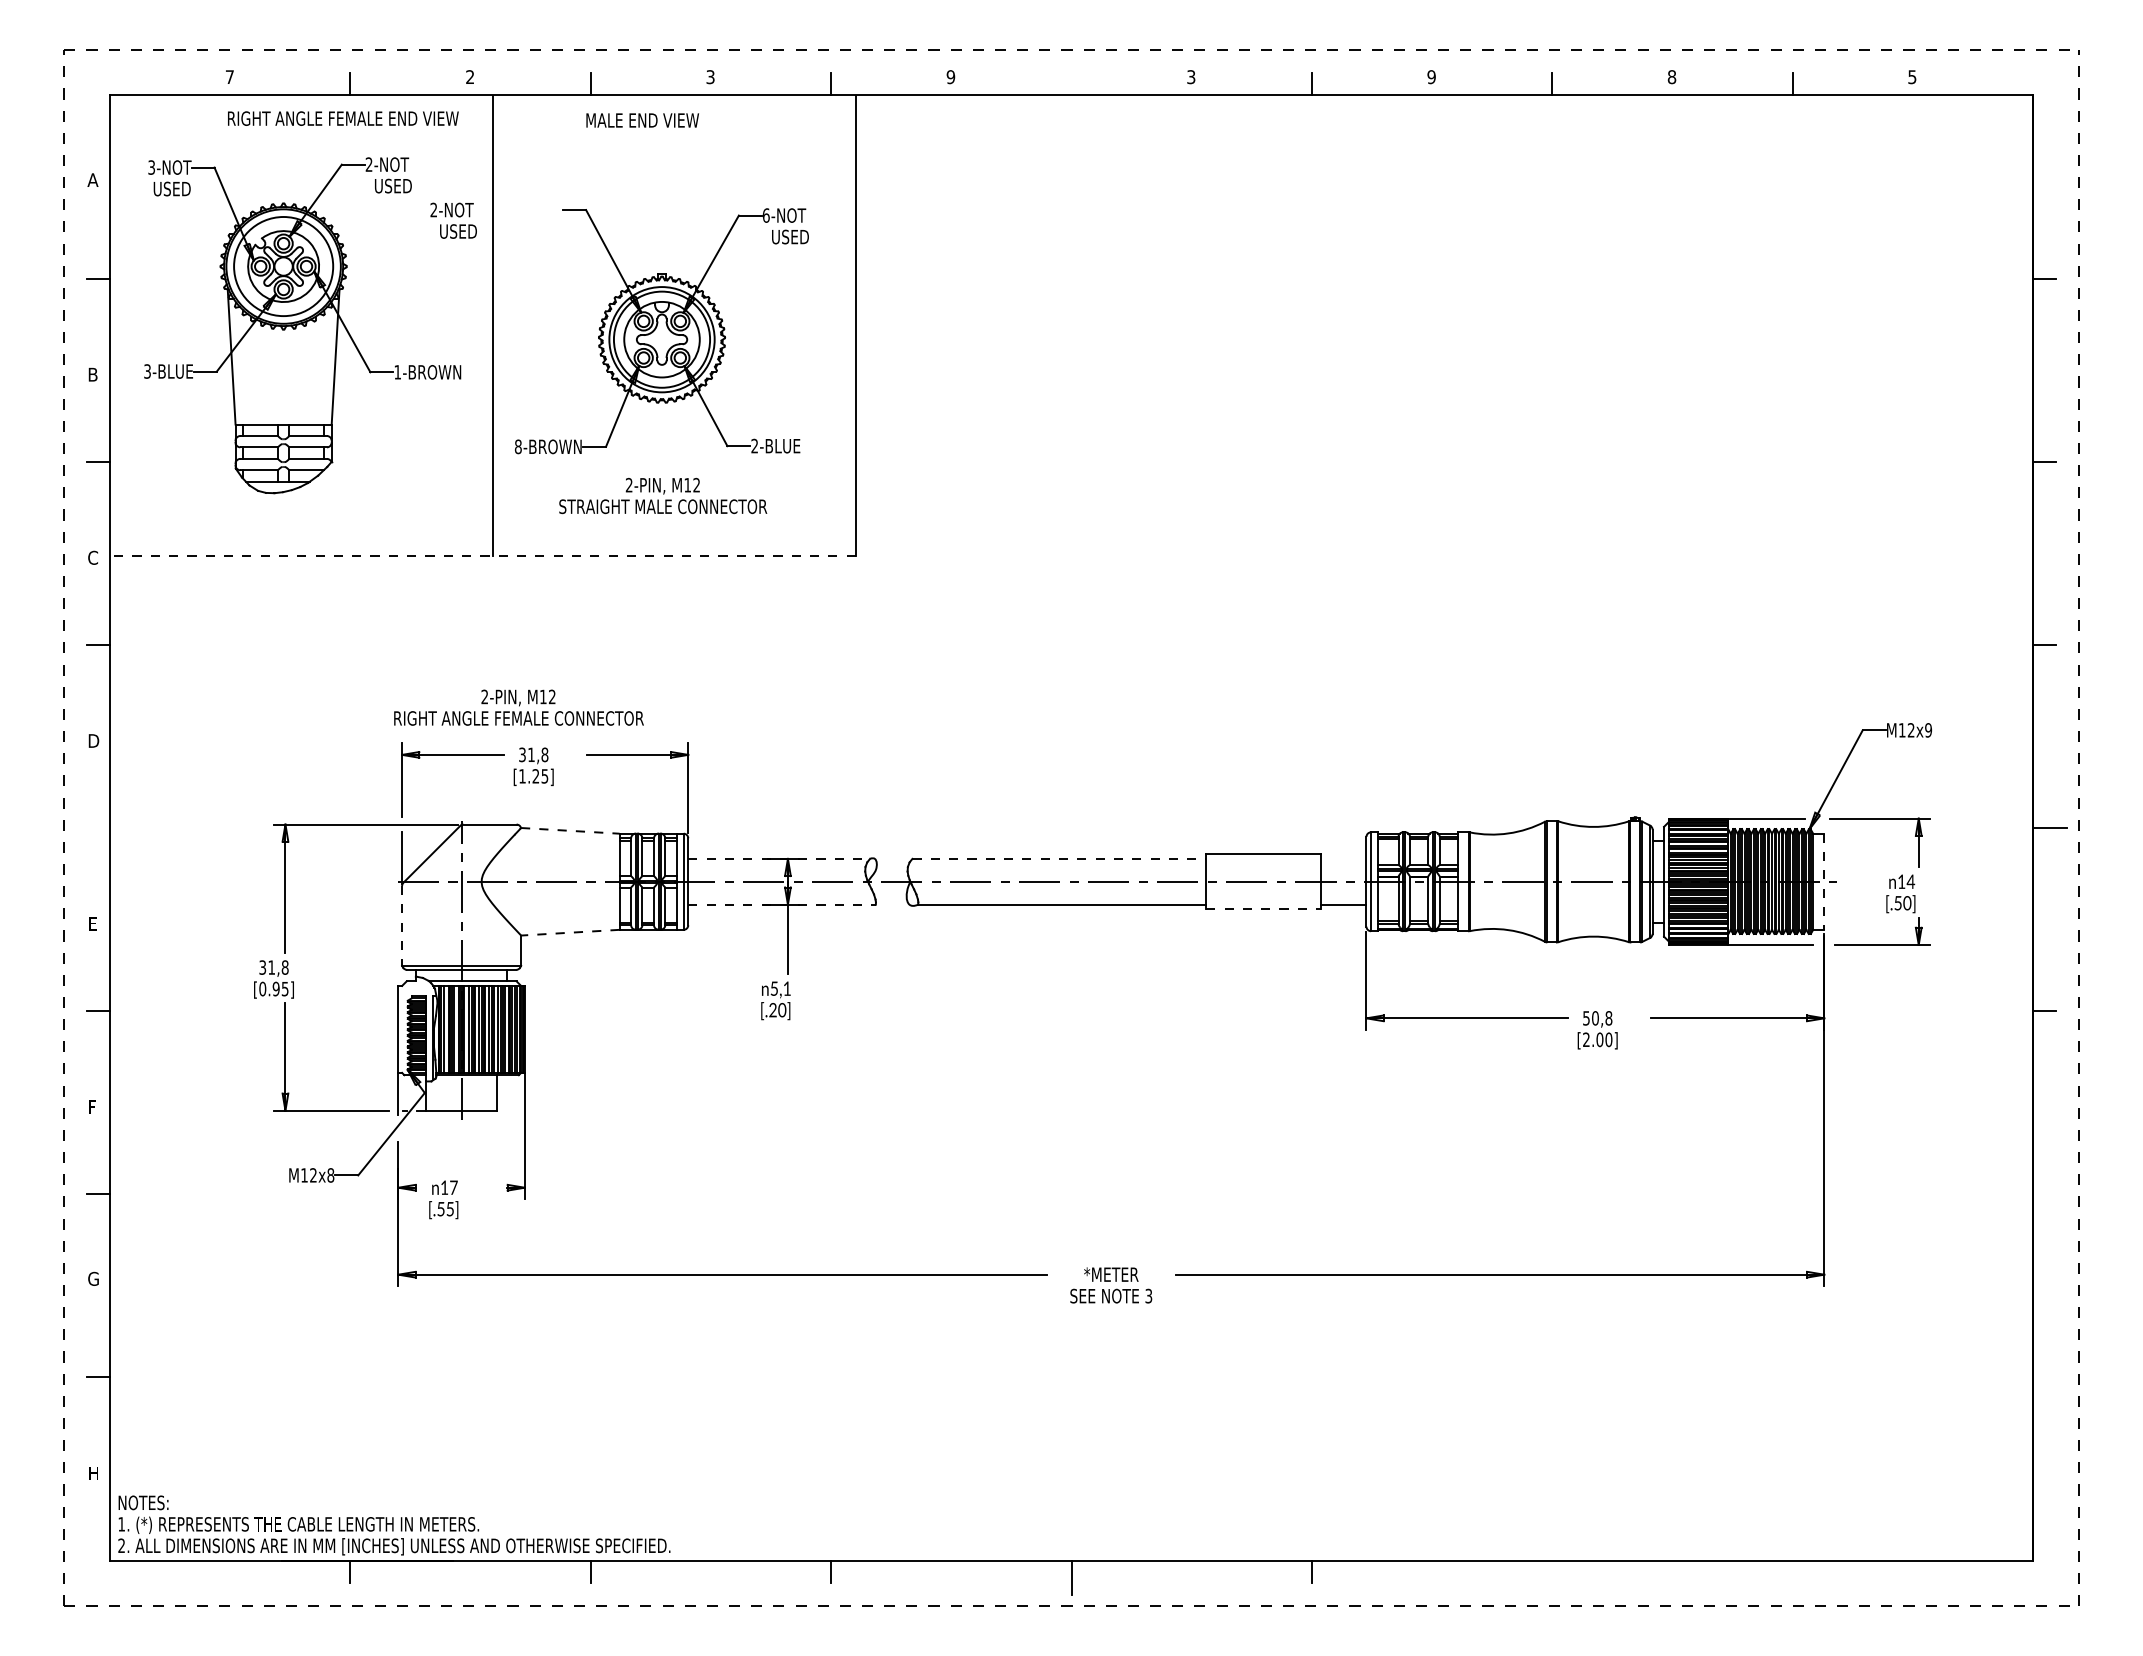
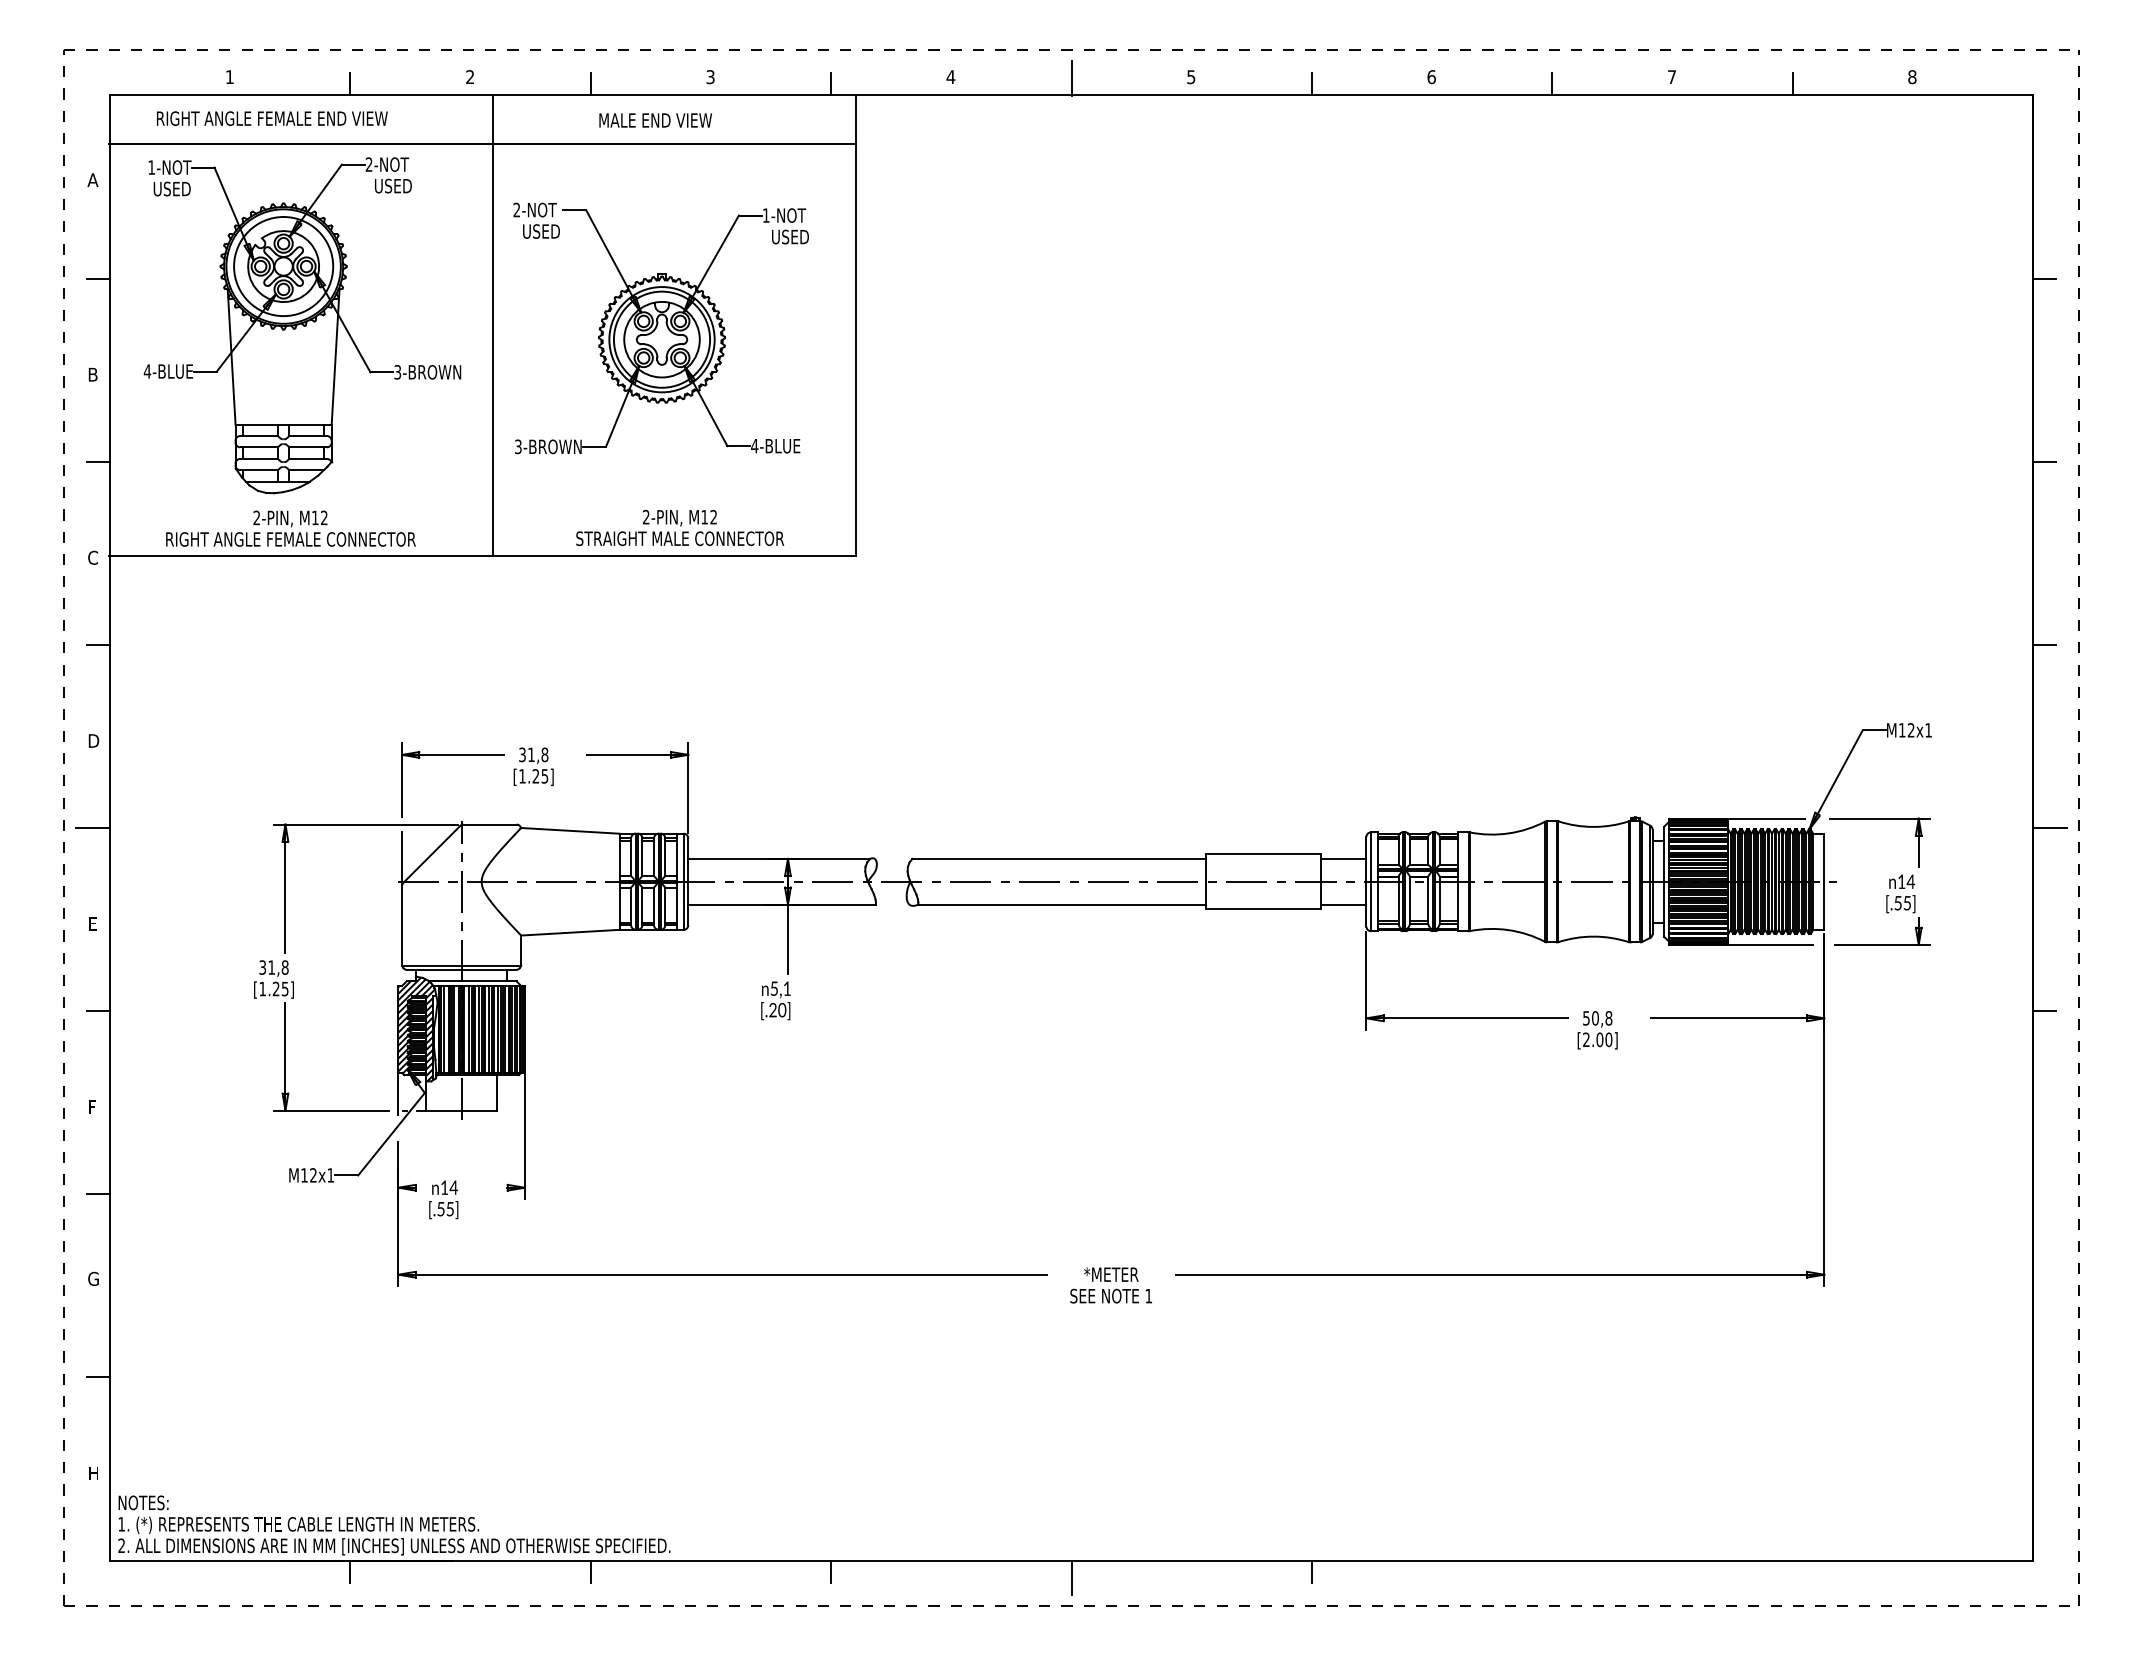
text: 7 -> 1 (229, 76)
text: 3 -> 5 (1191, 76)
text: 9 -> 4 (950, 77)
text: 9 -> 6 (1431, 77)
text: 8 -> 7 (1671, 77)
text: 5 -> 8 (1912, 77)
line: none -> present (1071, 78)
text position: (343, 118) -> (272, 118) (272, 118)
text position: (642, 120) -> (655, 120) (655, 120)
line: none -> present (482, 143)
text: 3-NOT -> 1-NOT (151, 167)
text: 6-NOT -> 1-NOT (765, 215)
text position: (453, 220) -> (536, 220) (536, 220)
text: 3-BLUE -> 4-BLUE (147, 371)
text: 1-BROWN -> 3-BROWN (397, 372)
text: 2-BLUE -> 4-BLUE (754, 445)
text: 8-BROWN -> 3-BROWN (517, 446)
text position: (663, 495) -> (680, 527) (680, 527)
line: dashed -> solid (482, 555)
text position: (518, 707) -> (290, 528) (290, 528)
text: M12x9 -> M12x1 (1928, 730)
line: none -> present (92, 828)
line: dashed -> solid (570, 830)
line: dashed -> solid (779, 858)
line: dashed -> solid (1059, 858)
line: none -> present (1343, 858)
line: dashed -> solid (1824, 882)
text: [.50] -> [.55] (1907, 903)
line: dashed -> solid (782, 904)
line: dashed -> solid (1263, 909)
line: dashed -> solid (402, 925)
line: dashed -> solid (569, 932)
text: [0.95] -> [1.25] (269, 988)
hatch: none -> present (417, 1029)
text: M12x8 -> M12x1 (330, 1175)
text: 17 -> 14 (453, 1187)
text: 3 -> 1 (1148, 1295)
